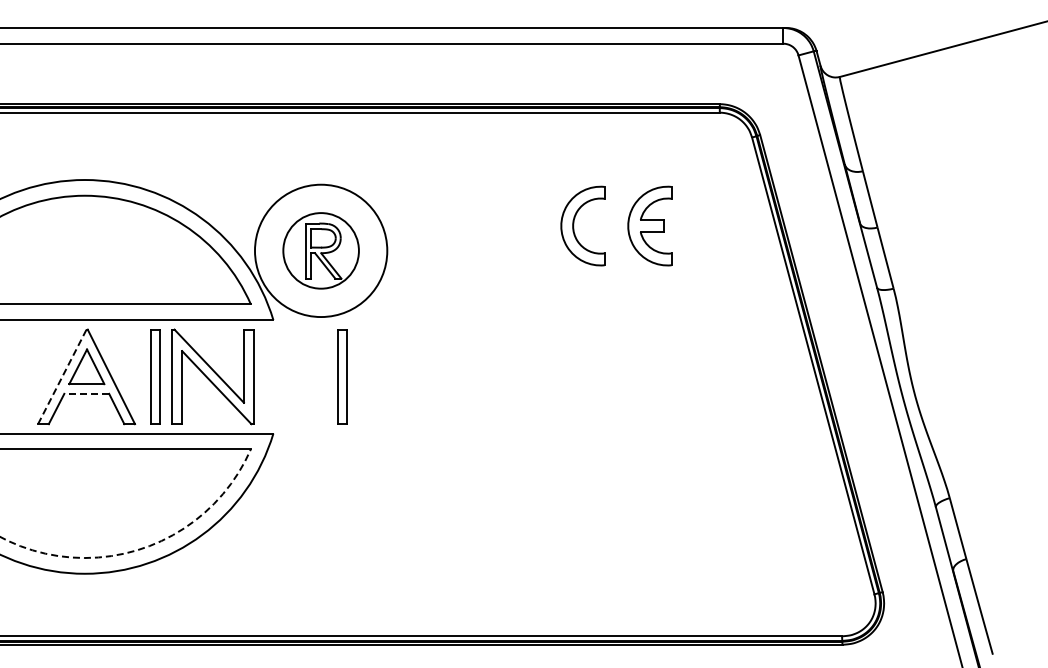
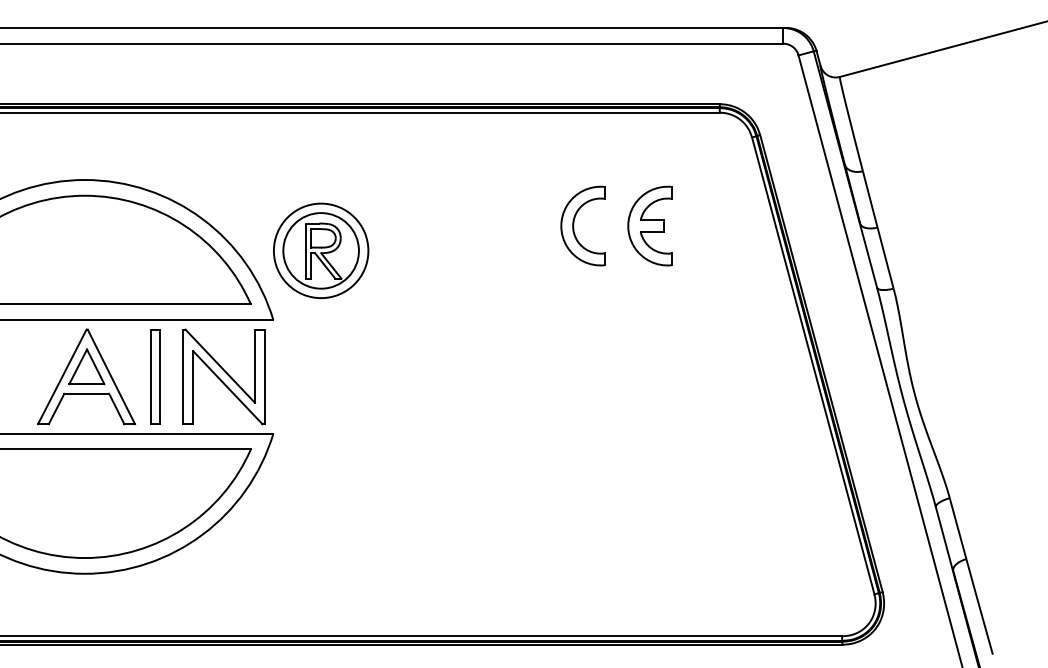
circle diameter: 132 px -> 95 px (320, 250)
line: dashed -> solid (62, 376)
part position: (212, 376) -> (223, 376) (223, 376)
part: present -> none (342, 376)
line: dashed -> solid (86, 393)
arc: dashed -> solid (143, 548)
